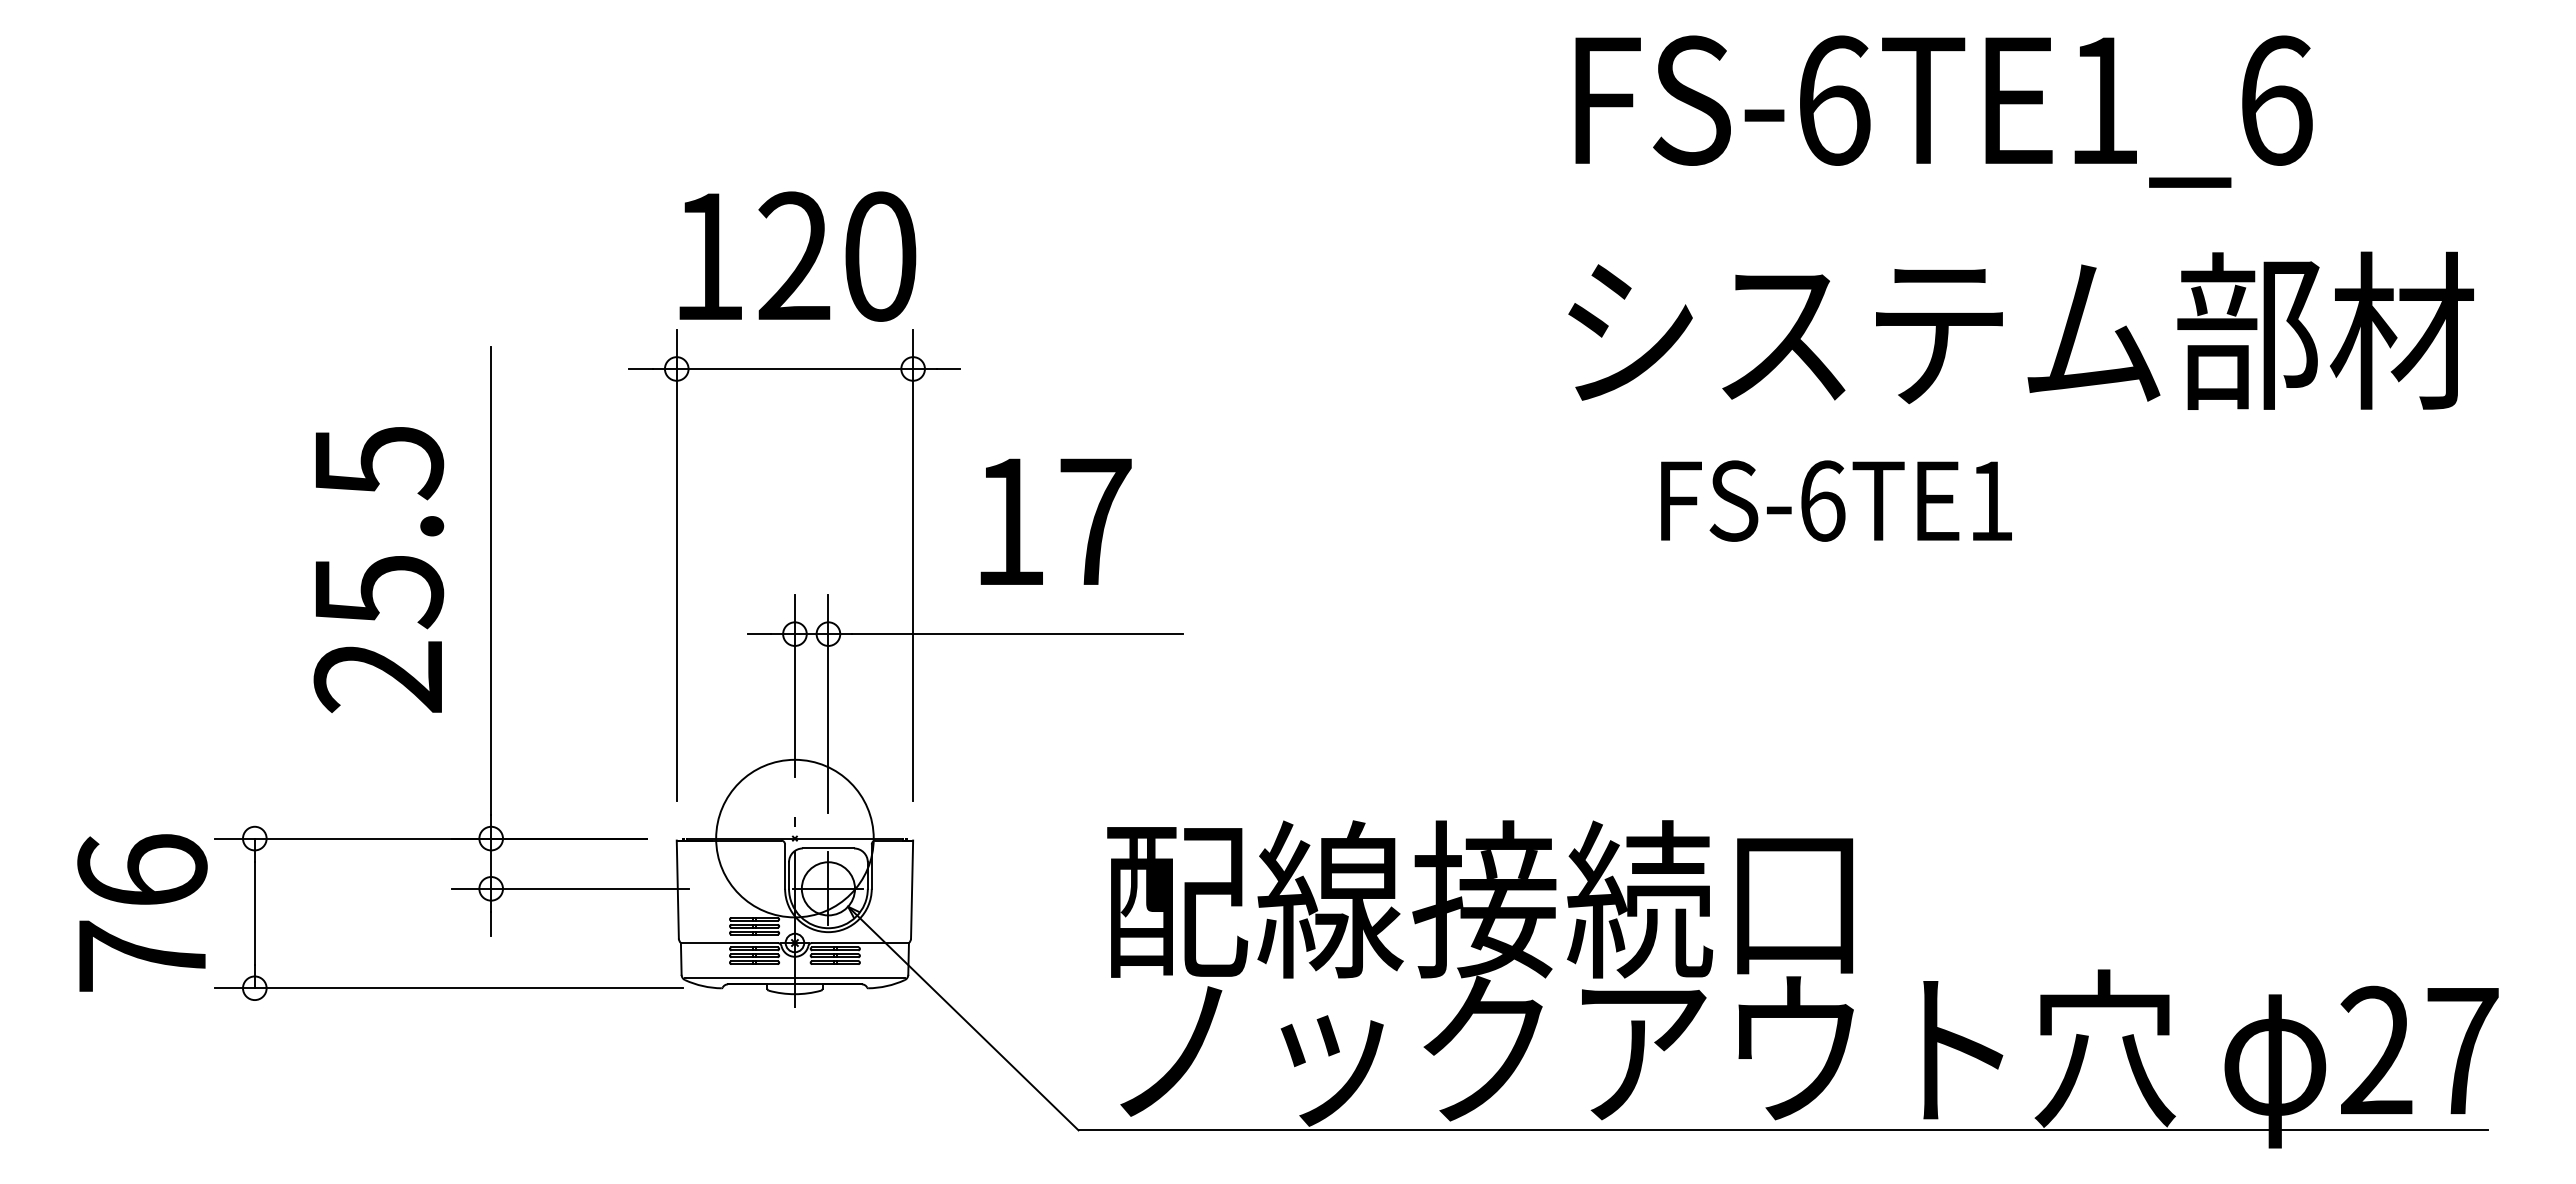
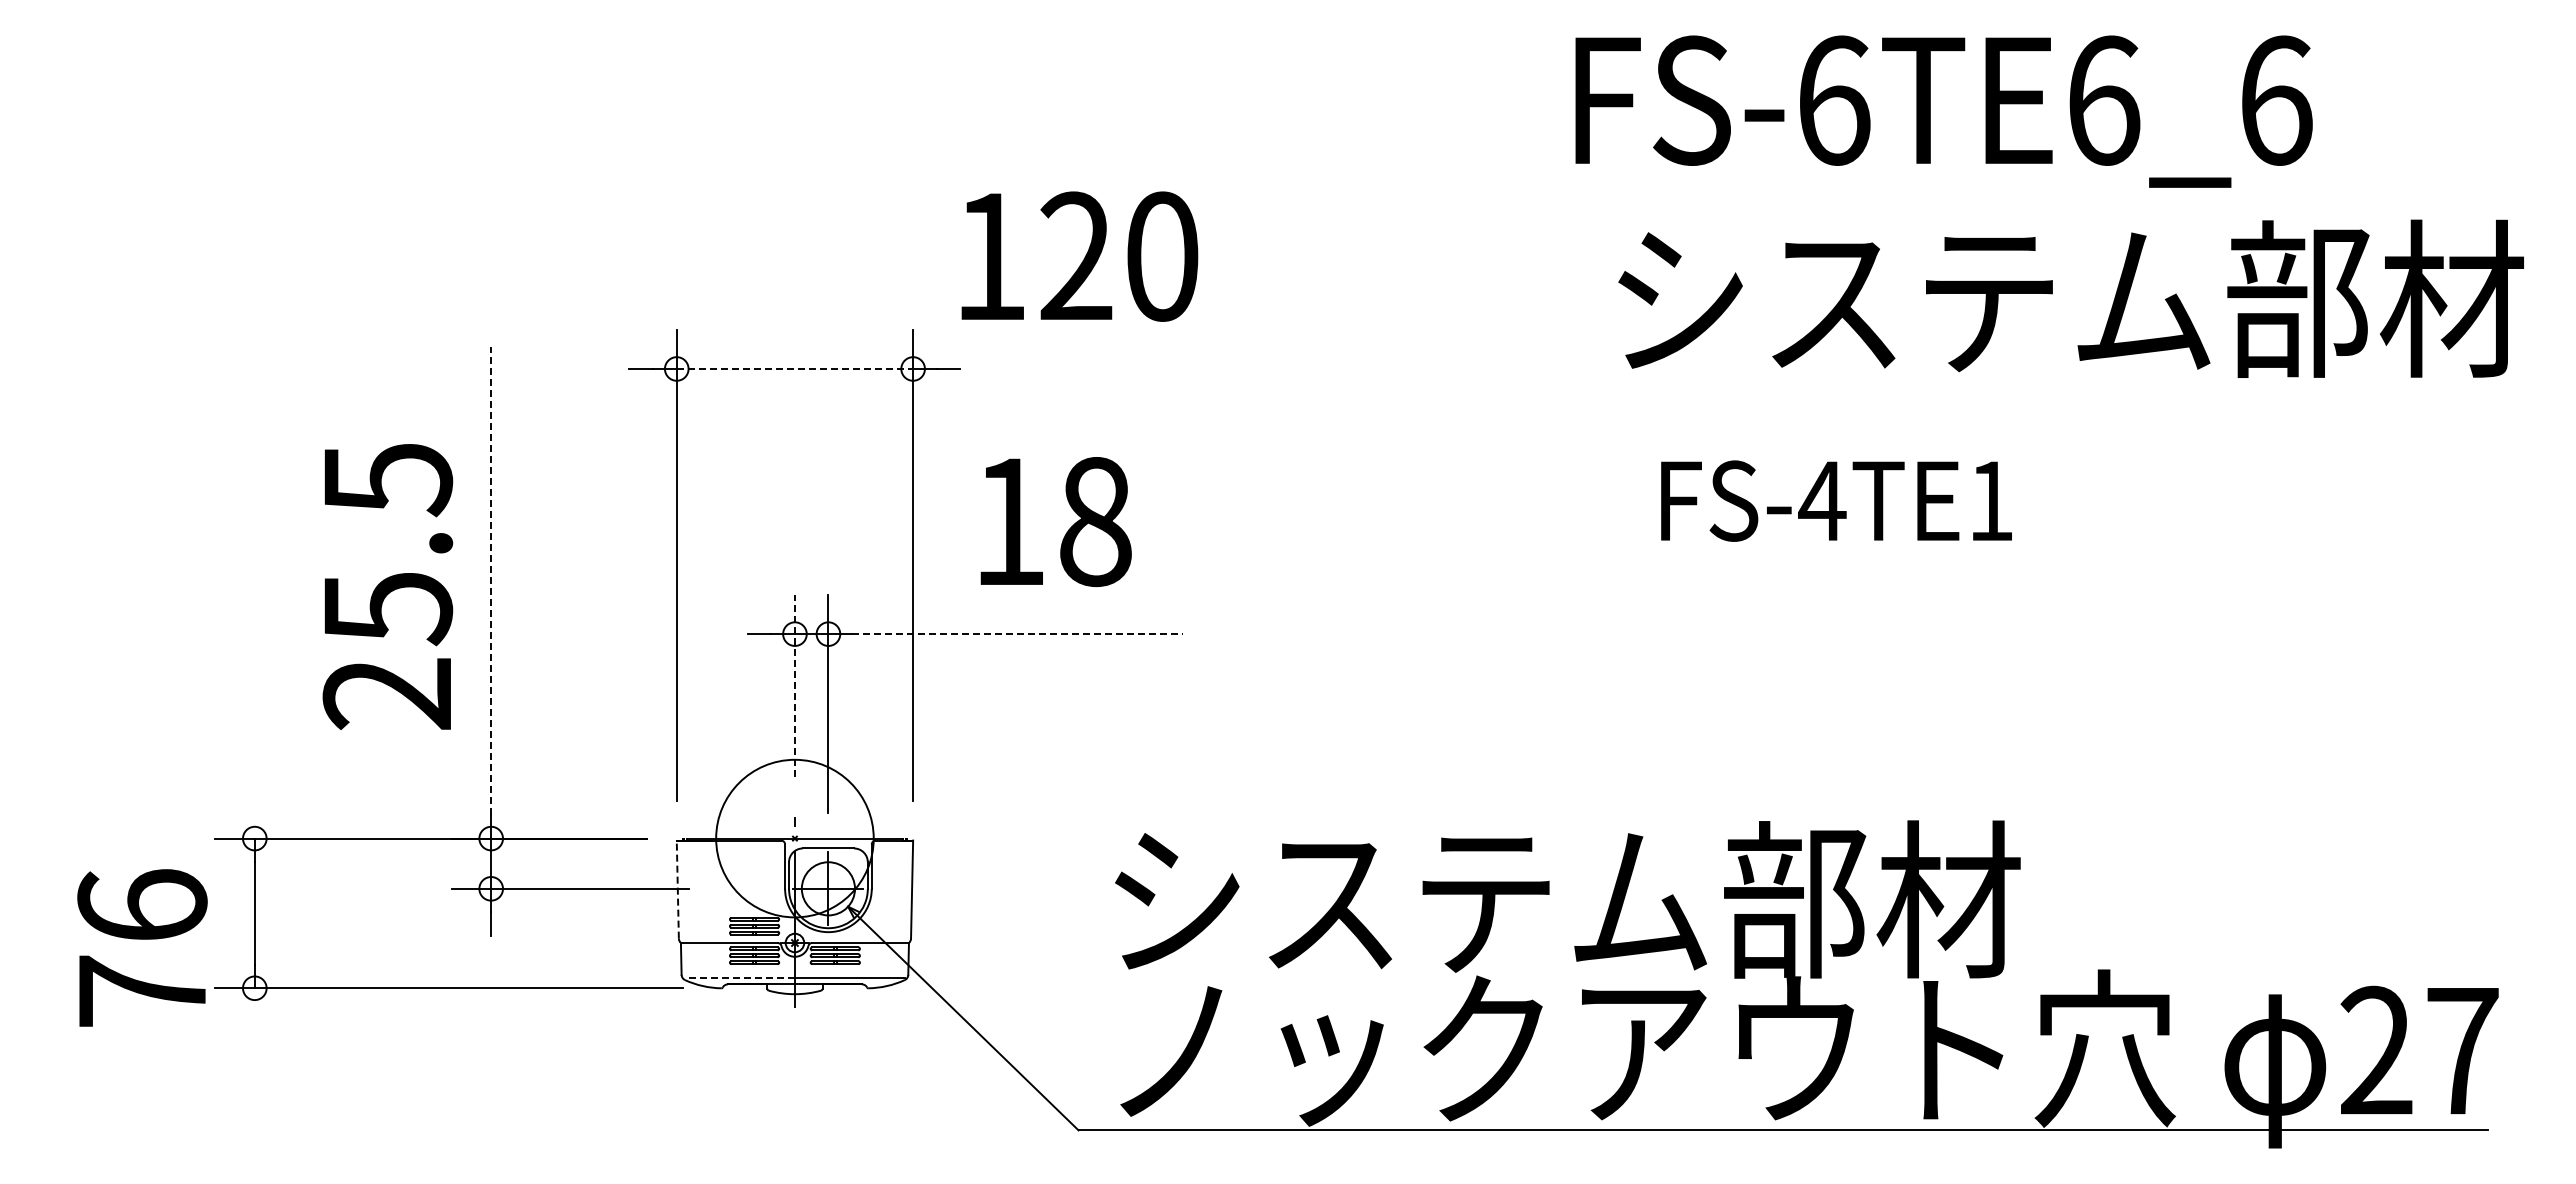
text: FS-6TE1_6 -> FS-6TE6_6 (2104, 100)
text position: (797, 256) -> (1079, 256) (1079, 256)
text position: (2020, 330) -> (2070, 298) (2070, 298)
line: solid -> dashed (795, 368)
text: FS-6TE1 -> FS-4TE1 (1822, 500)
text: 17 -> 18 (1095, 522)
text position: (378, 569) -> (387, 586) (387, 586)
line: solid -> dashed (491, 581)
line: solid -> dashed (1017, 634)
line: solid -> dashed (794, 685)
line: solid -> dashed (677, 889)
text: 配線接続口 -> システム部材 (1563, 899)
text position: (142, 912) -> (142, 947) (142, 947)
line: solid -> dashed (740, 978)
